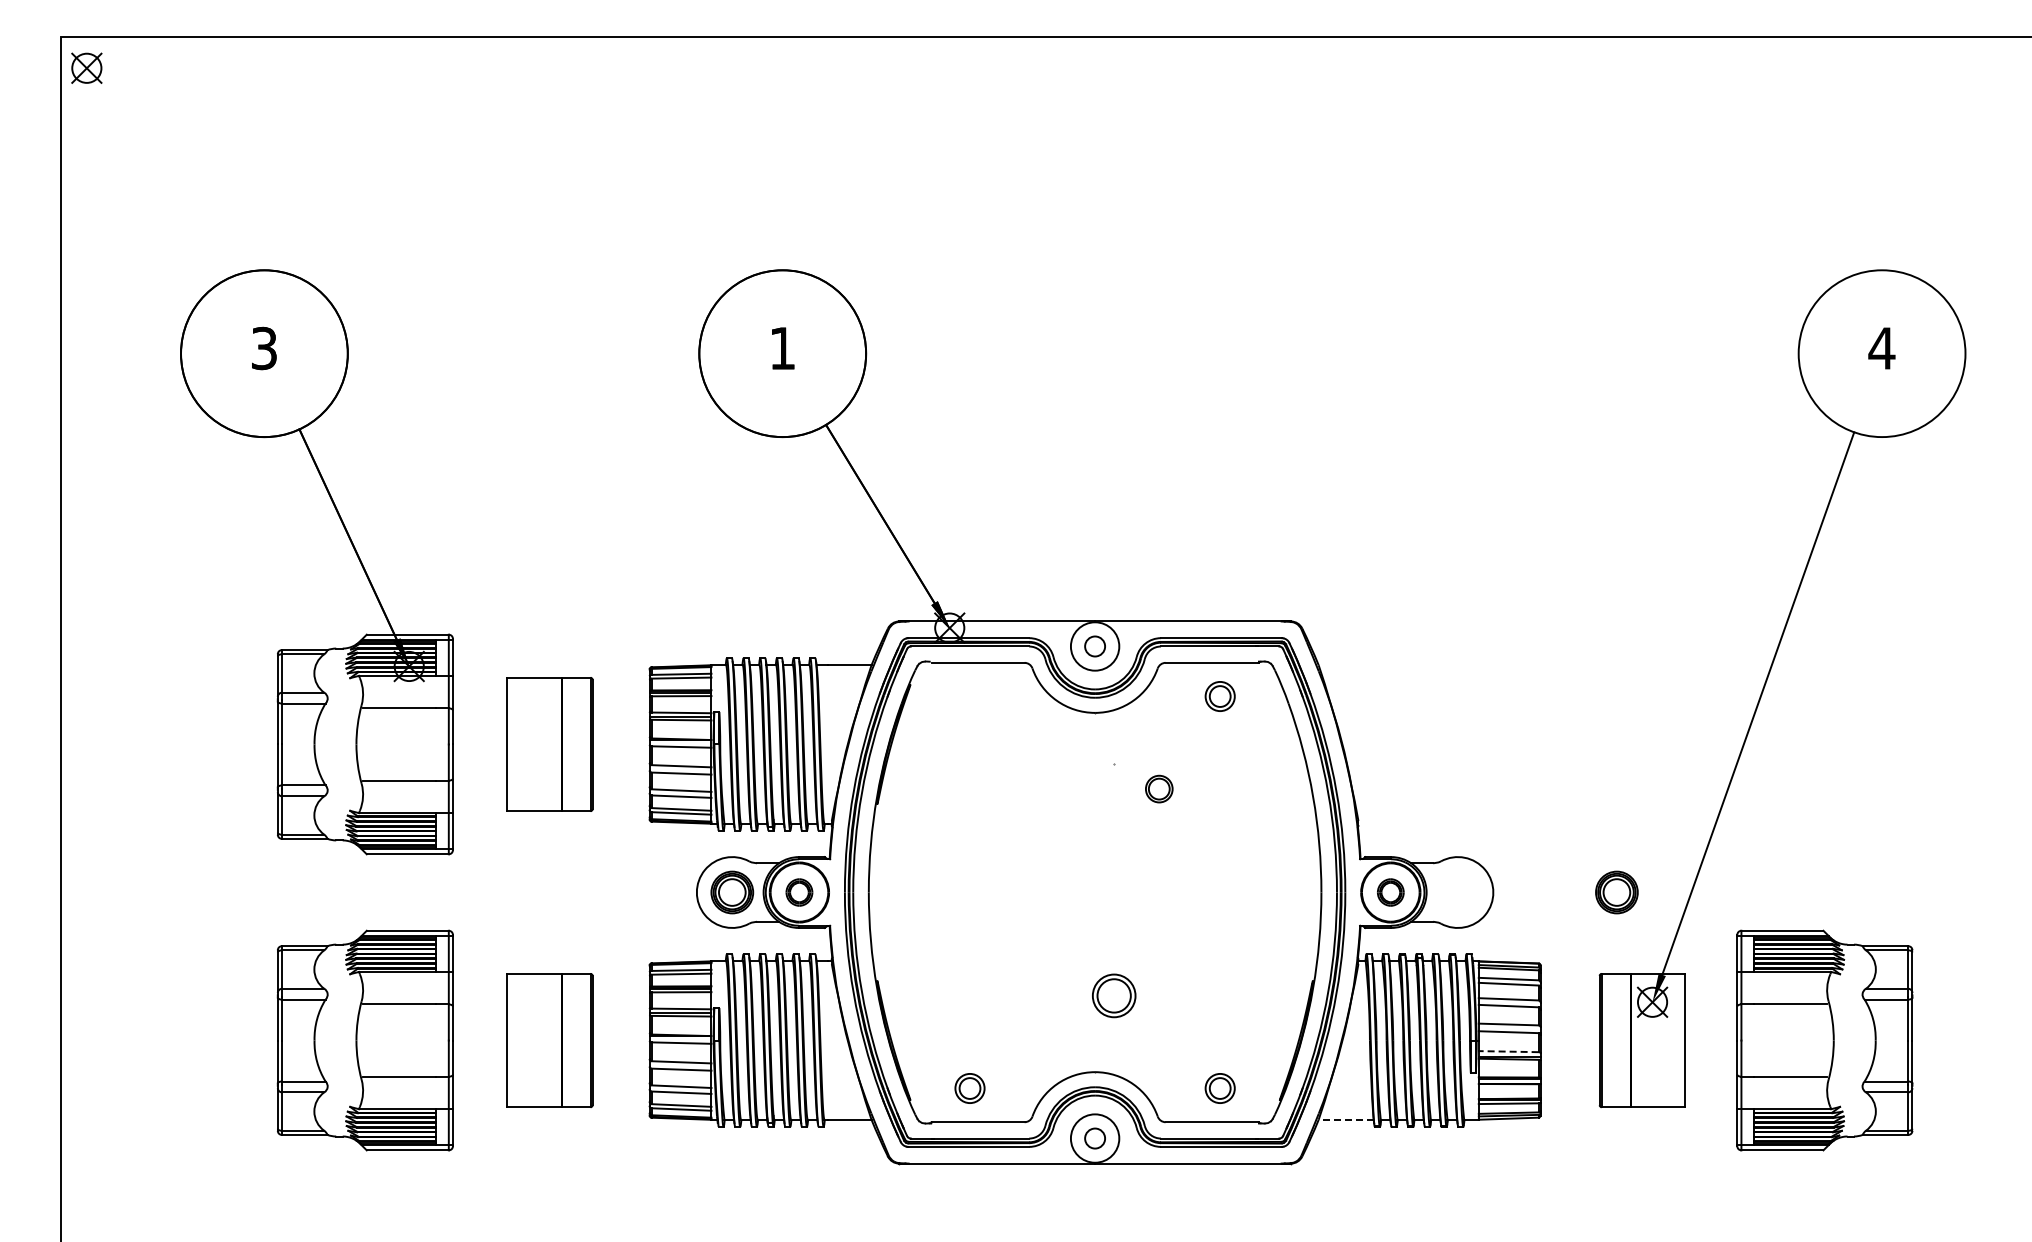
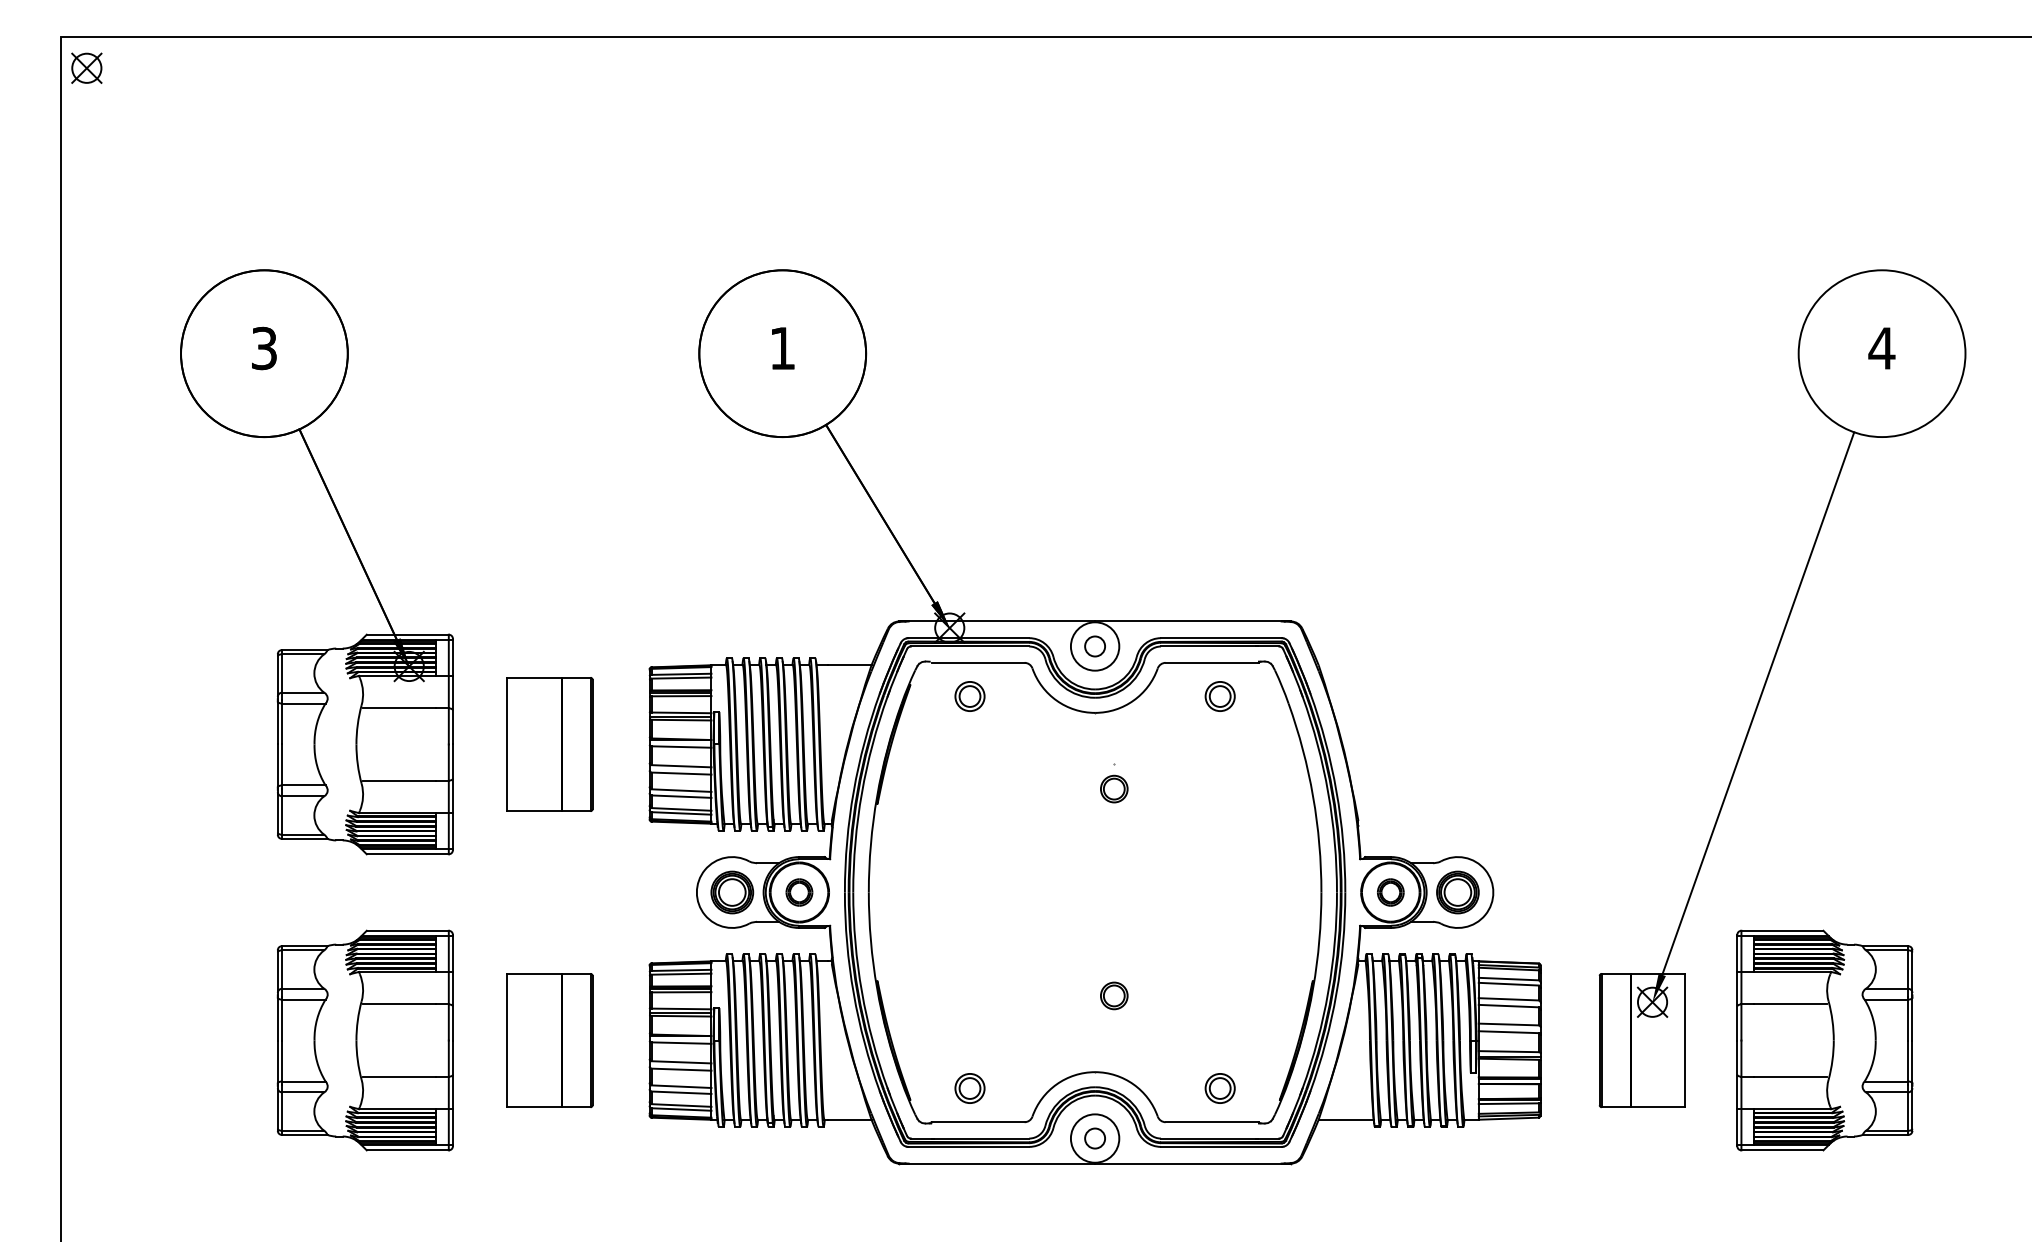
part: none -> present (969, 696)
part position: (1159, 788) -> (1114, 788) (1114, 788)
part position: (1616, 892) -> (1457, 892) (1457, 892)
part size: 45x46 px -> 29x30 px (1114, 995)
line: dashed -> solid (1508, 1051)
line: dashed -> solid (1346, 1119)
